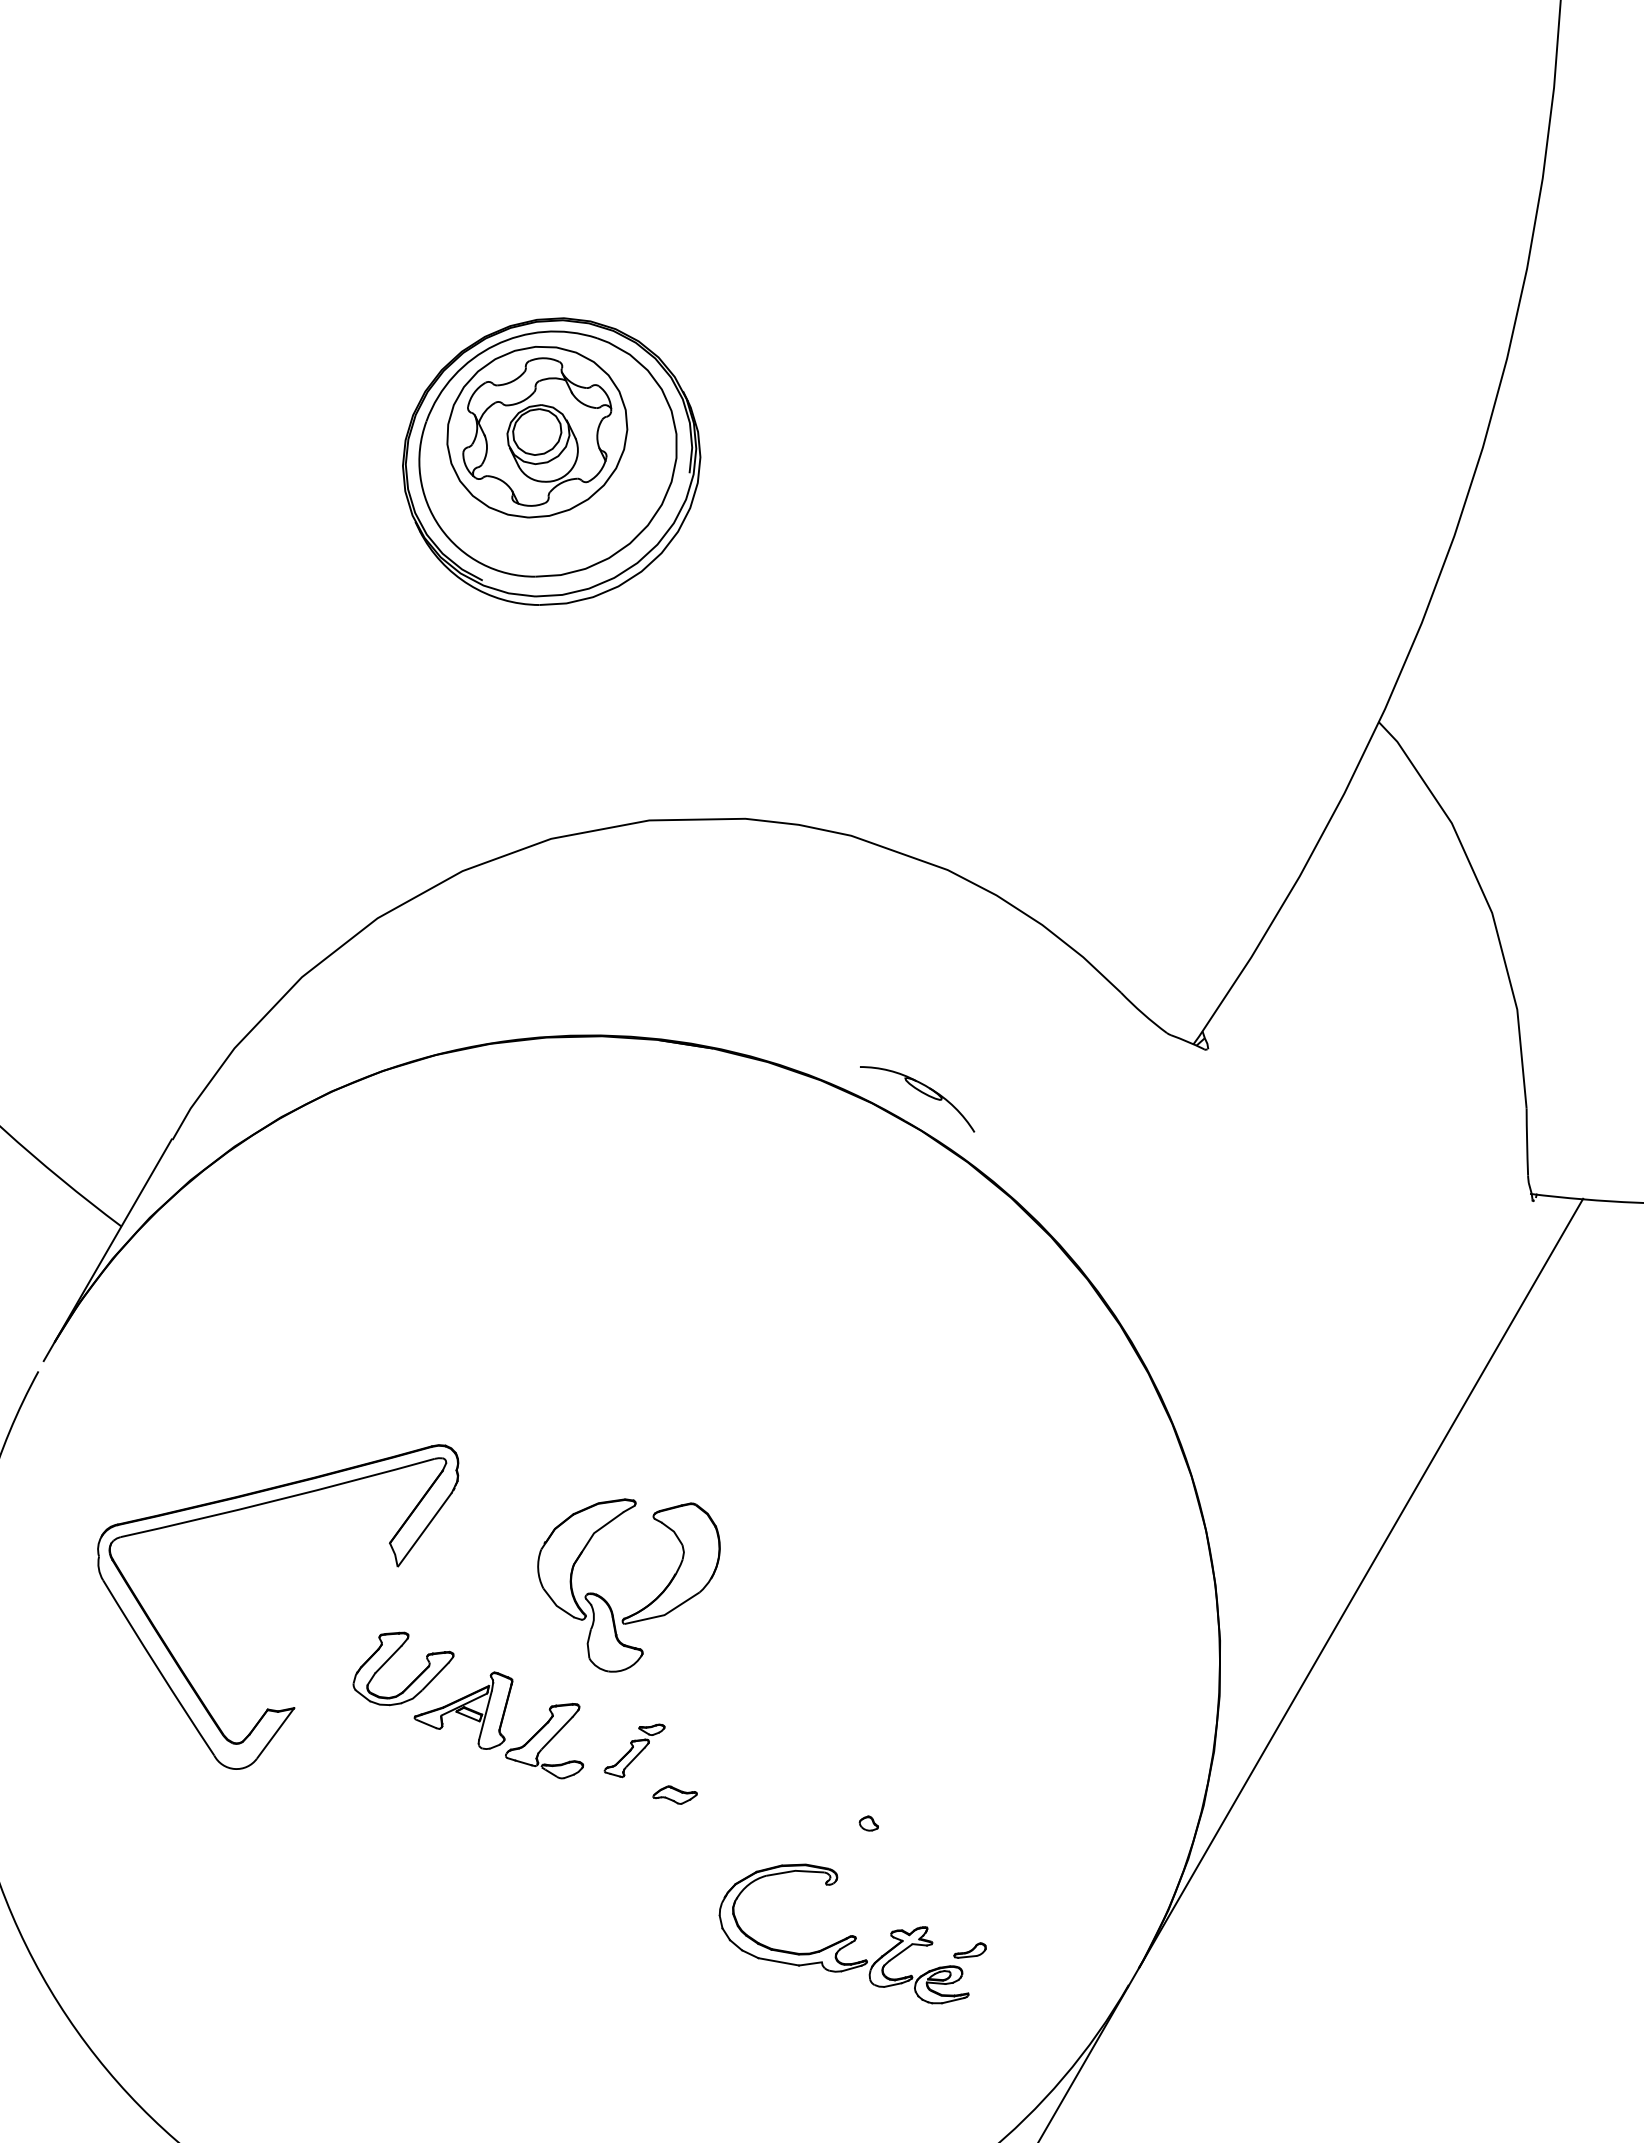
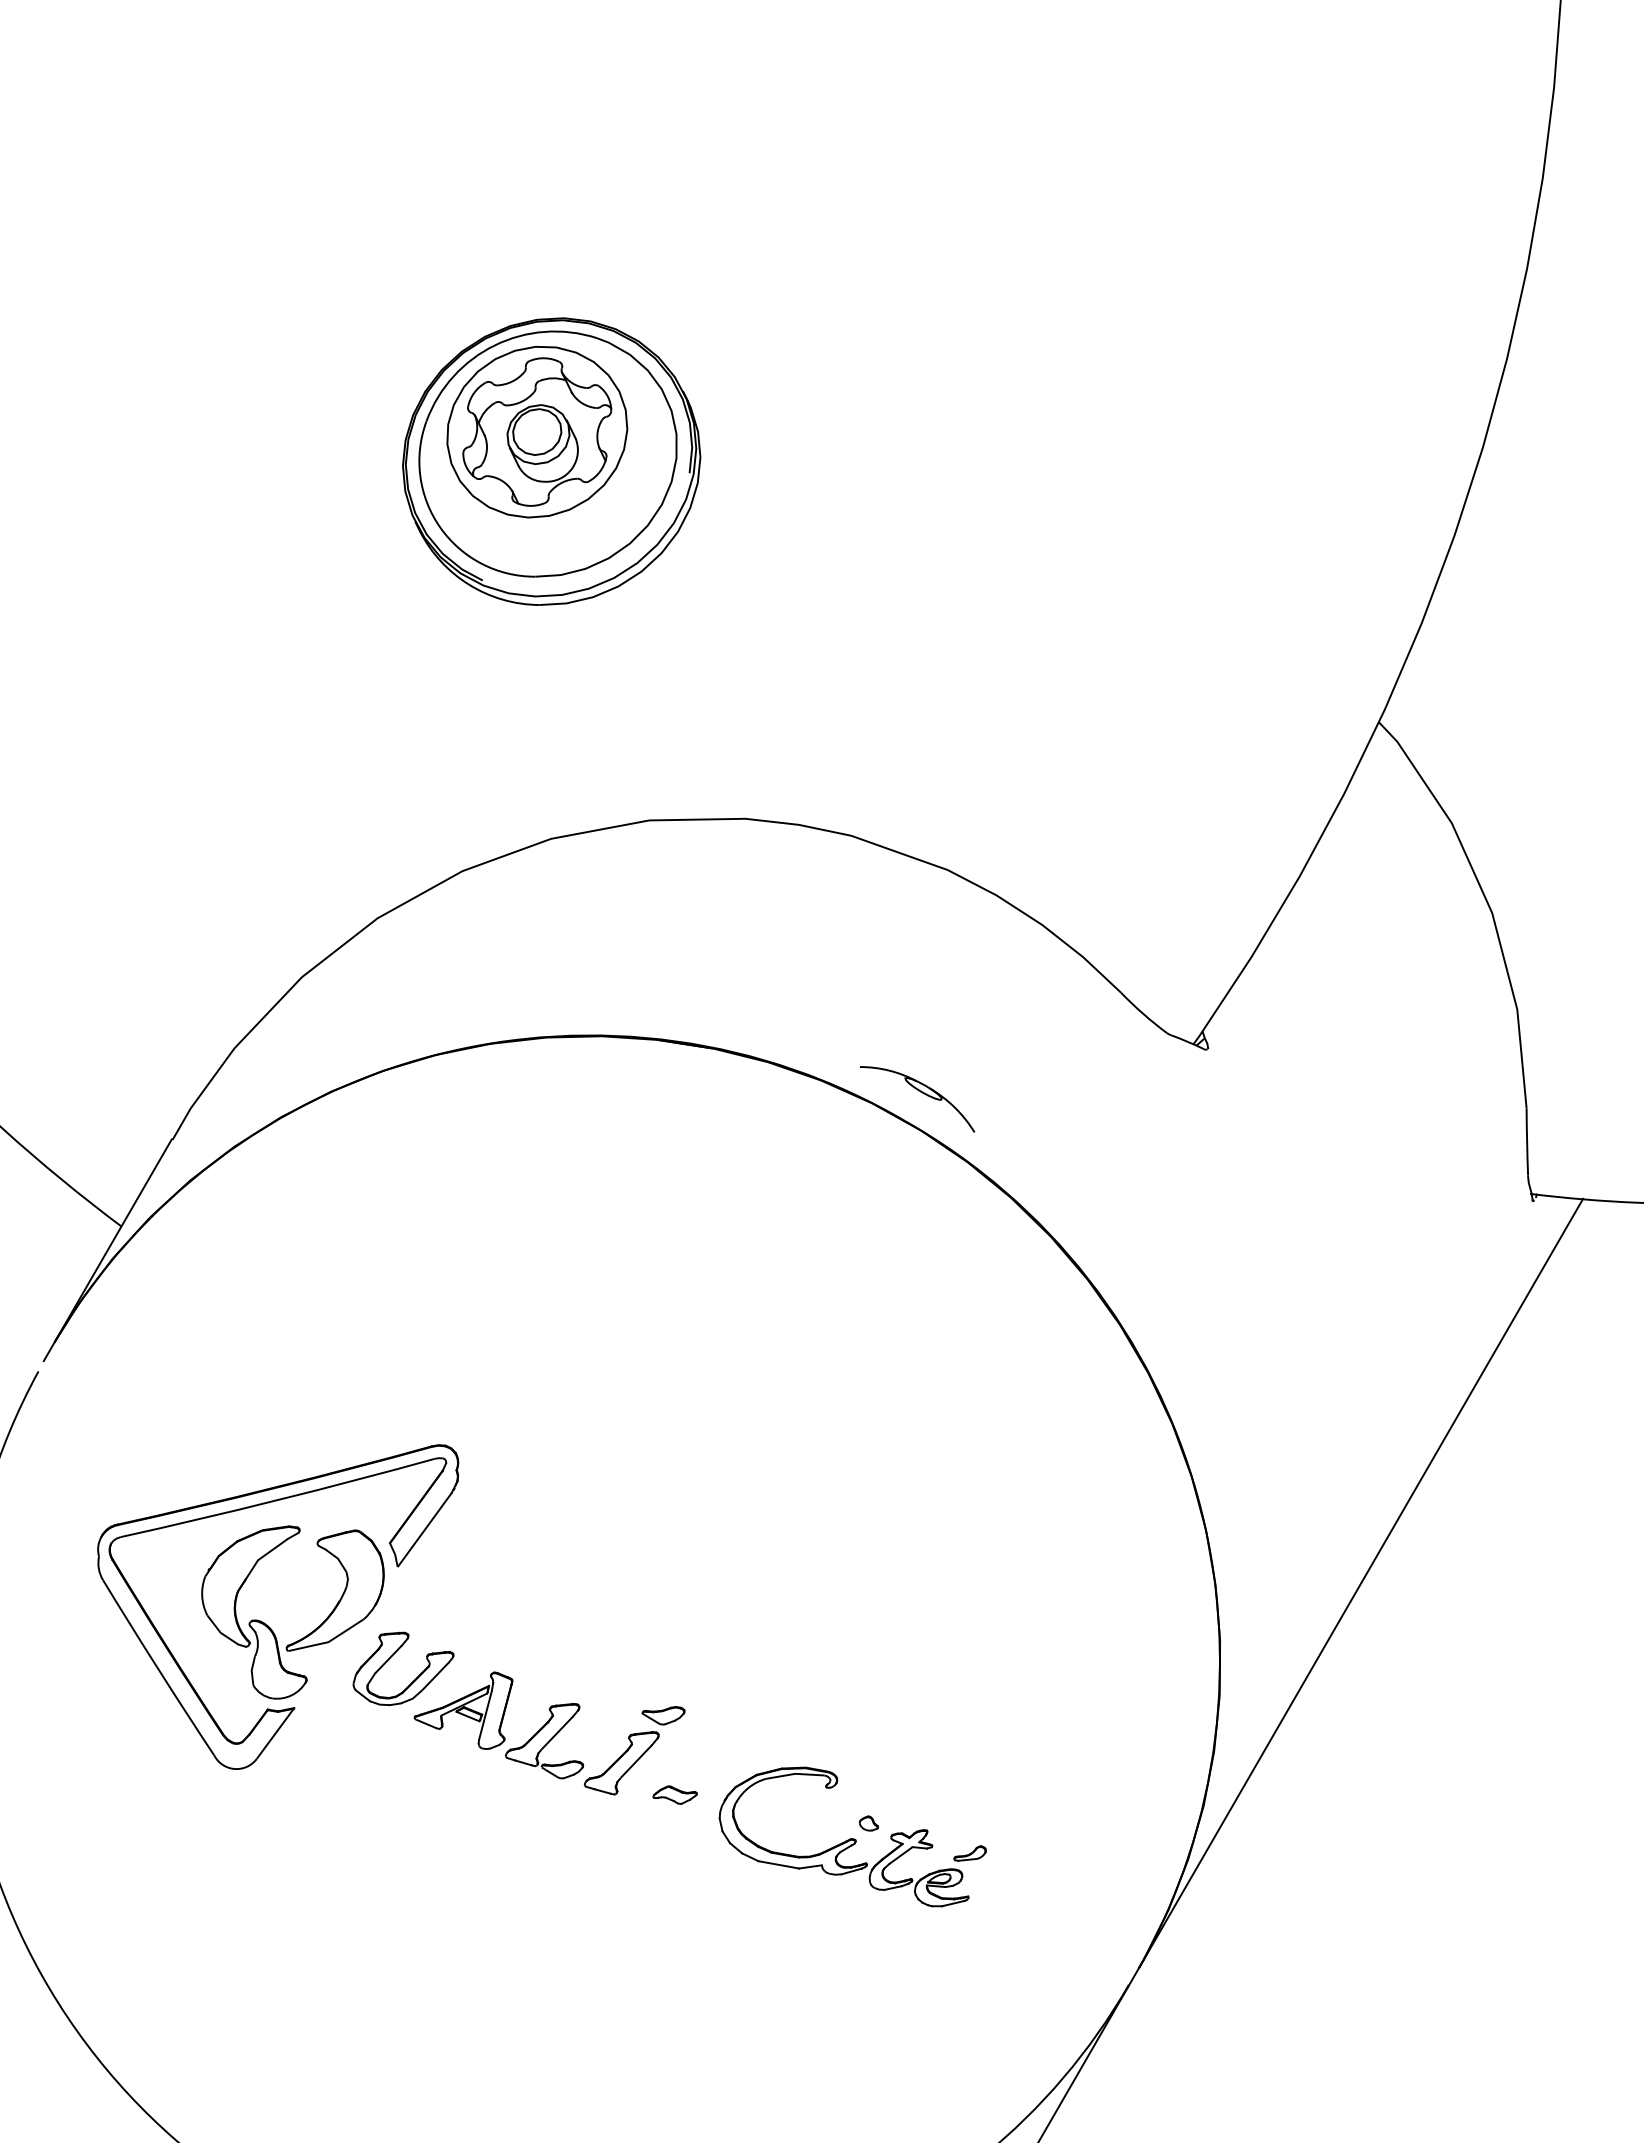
part position: (608, 1602) -> (272, 1629) (272, 1629)
part size: 63x56 px -> 103x90 px (634, 1750)
part position: (852, 1933) -> (852, 1836) (852, 1836)
